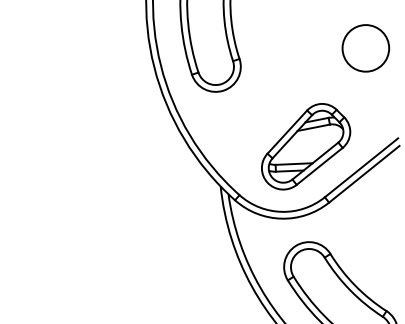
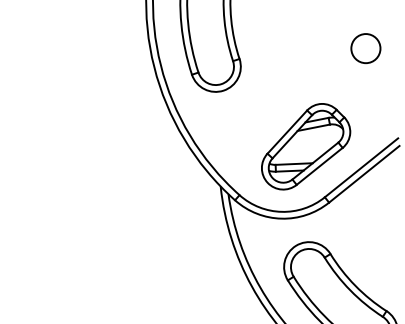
circle size: 50x49 px -> 32x32 px (365, 48)
